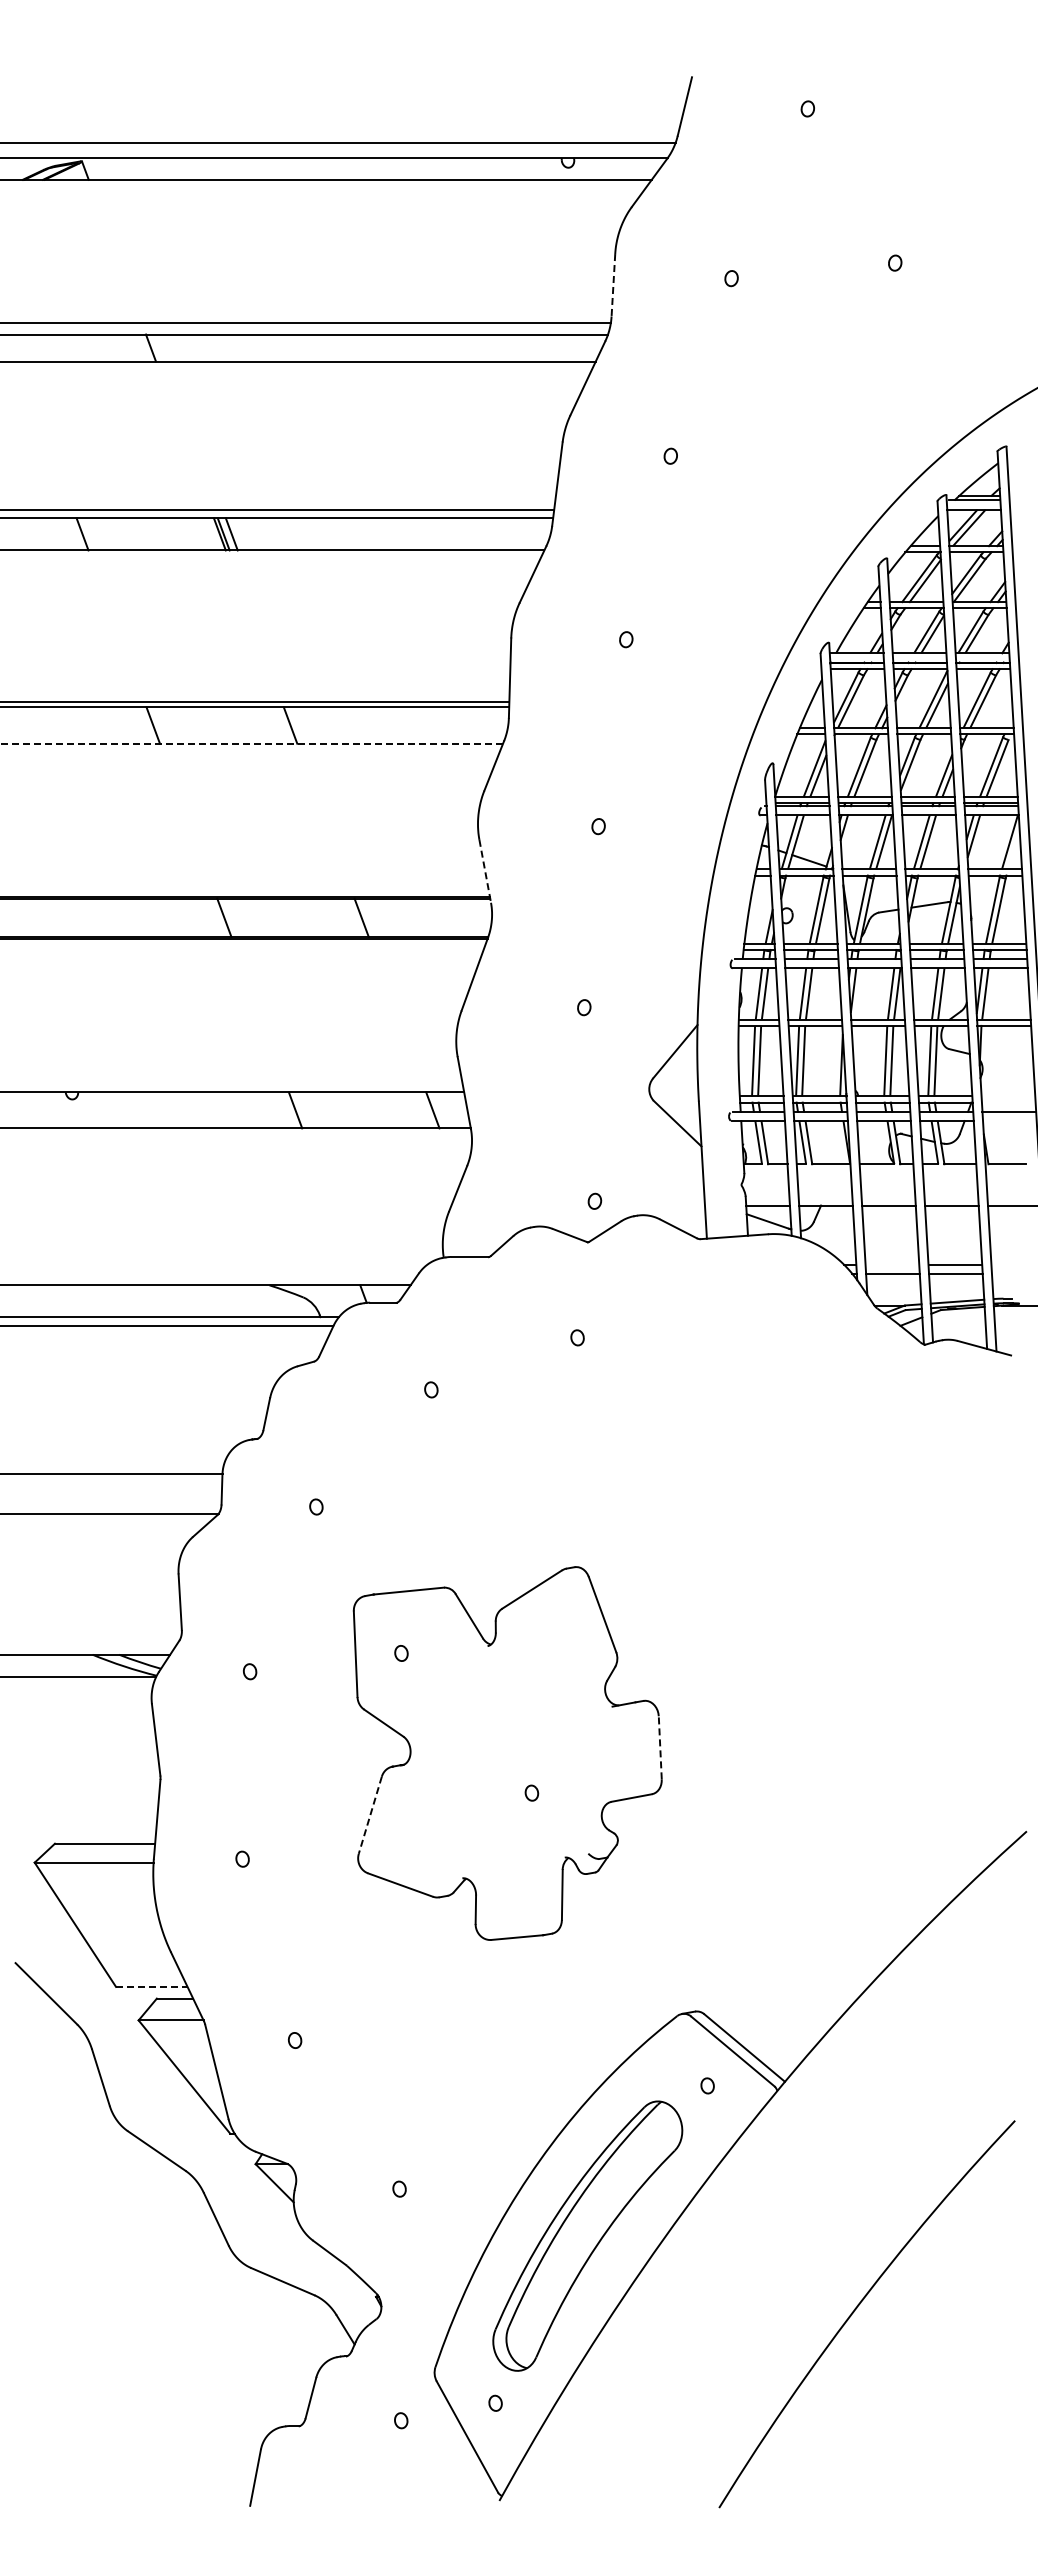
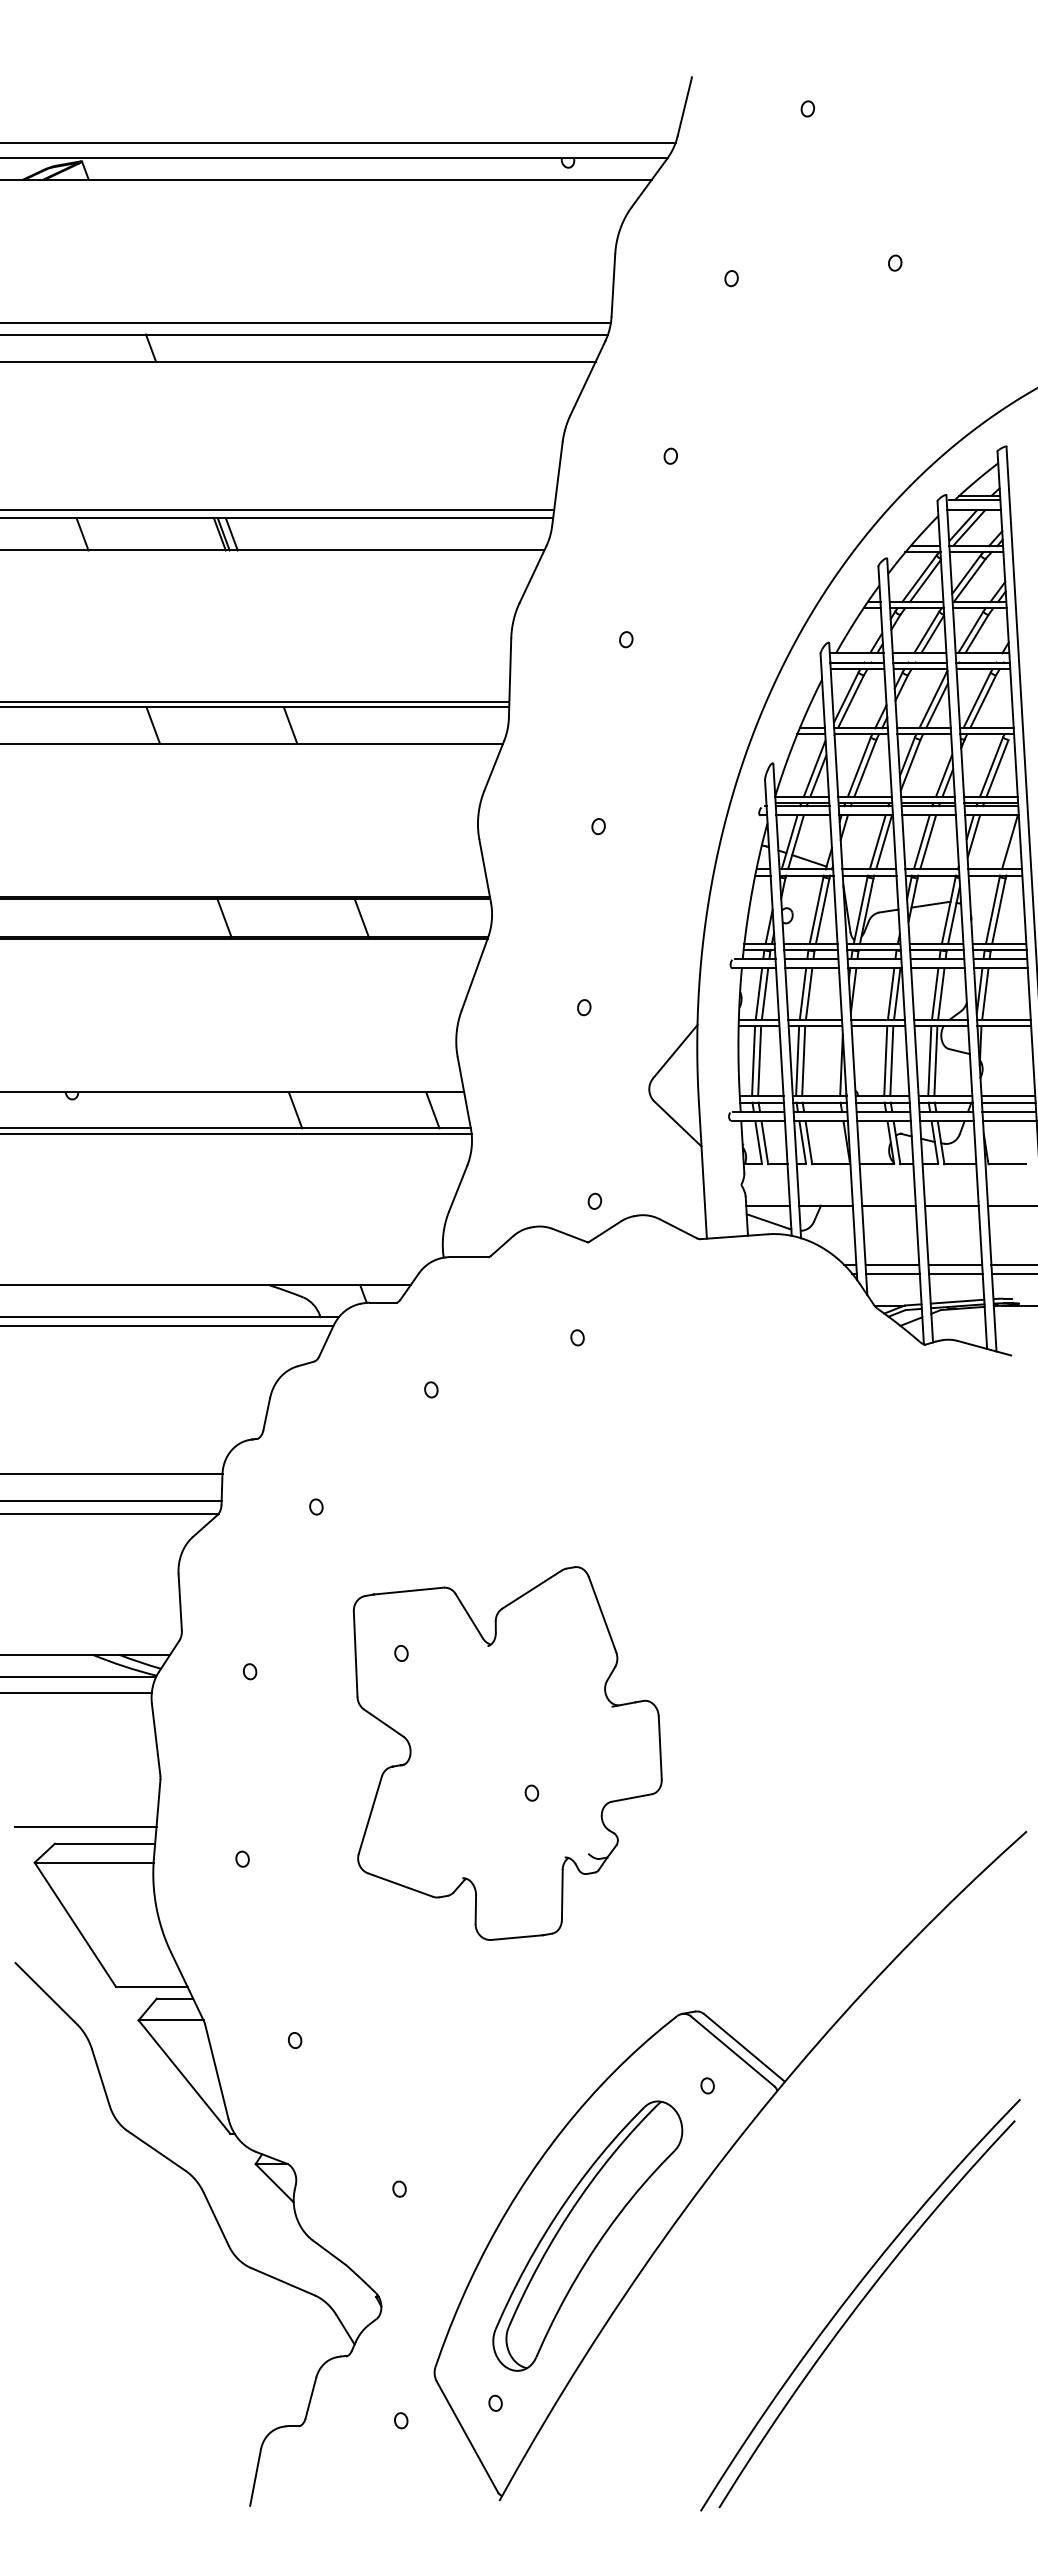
line: dashed -> solid (613, 285)
line: dashed -> solid (251, 743)
line: dashed -> solid (485, 871)
line: none -> present (1007, 1096)
line: none -> present (1007, 1102)
line: none -> present (1008, 1121)
line: none -> present (236, 1134)
line: none -> present (892, 1264)
line: none -> present (1012, 1264)
line: none -> present (1012, 1273)
line: none -> present (111, 1500)
line: none -> present (76, 1693)
line: dashed -> solid (660, 1747)
line: dashed -> solid (370, 1815)
line: none -> present (85, 1826)
line: dashed -> solid (151, 1986)
curve: none -> present (848, 2299)
